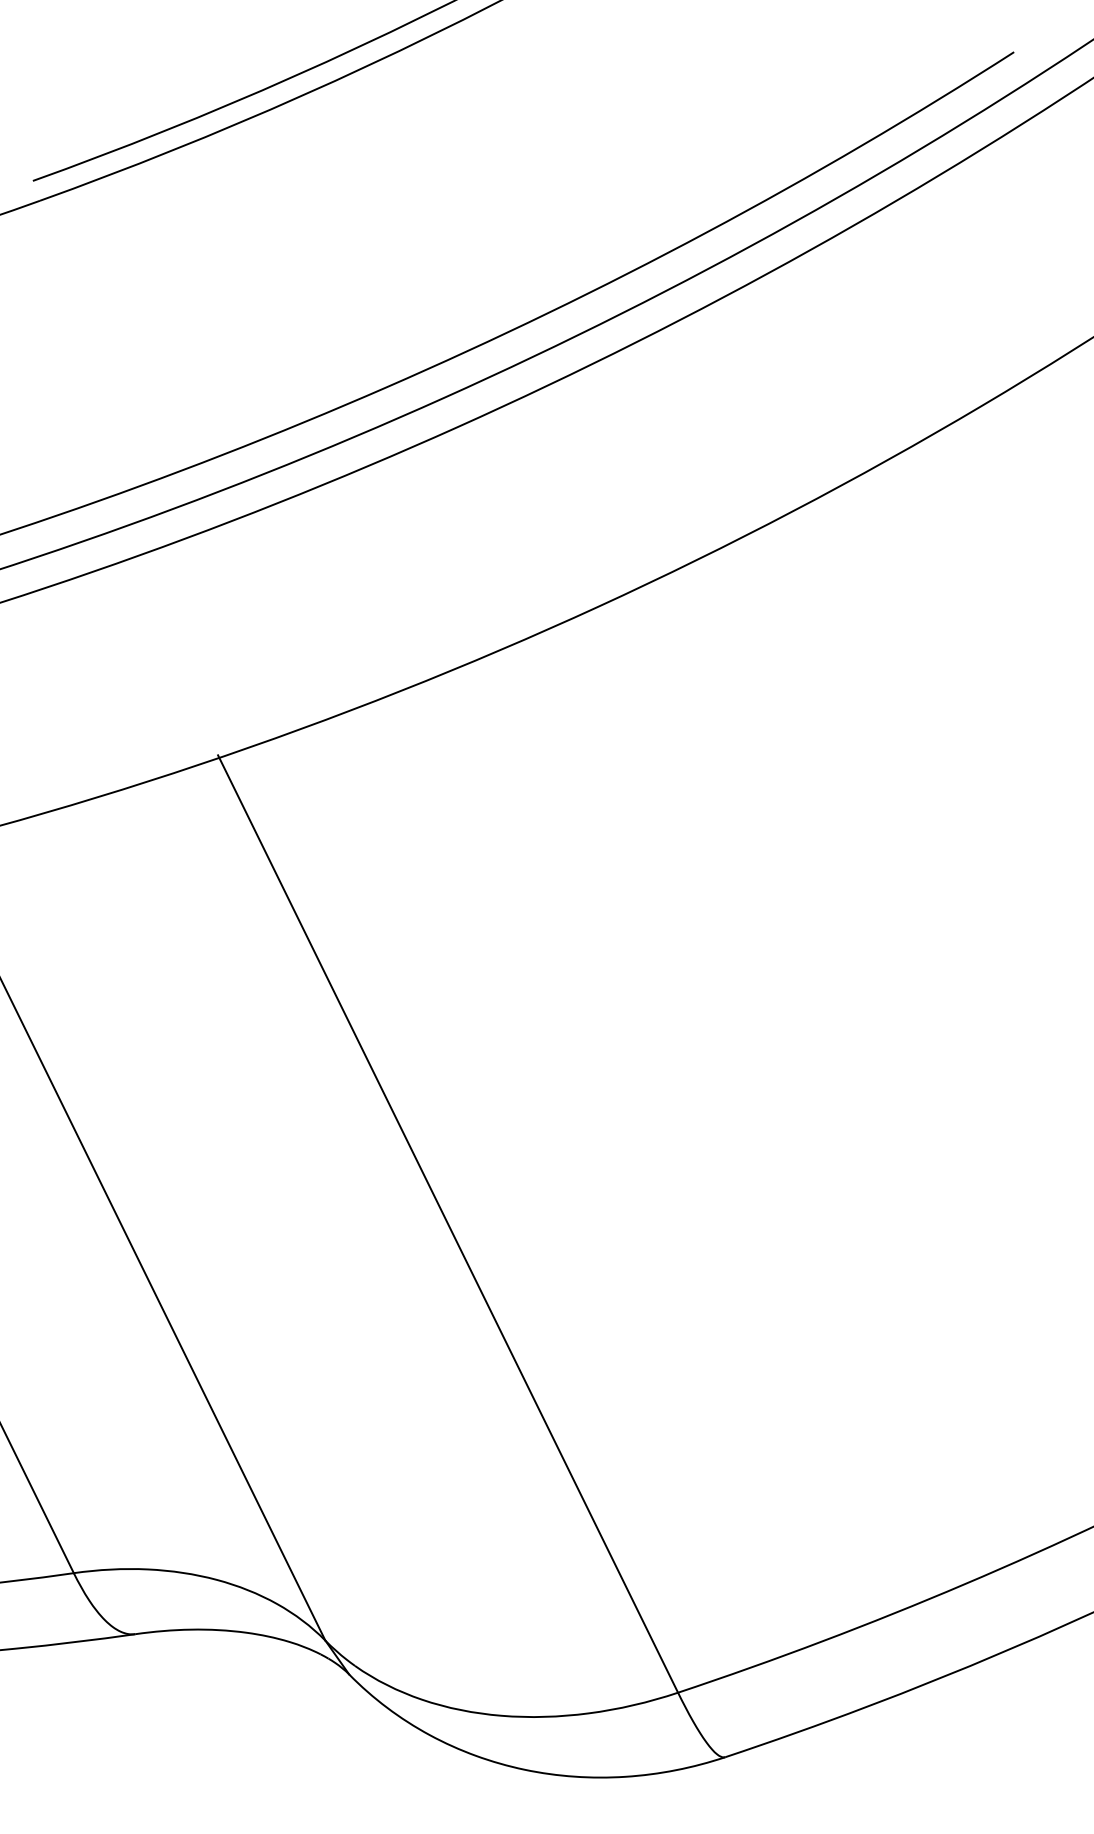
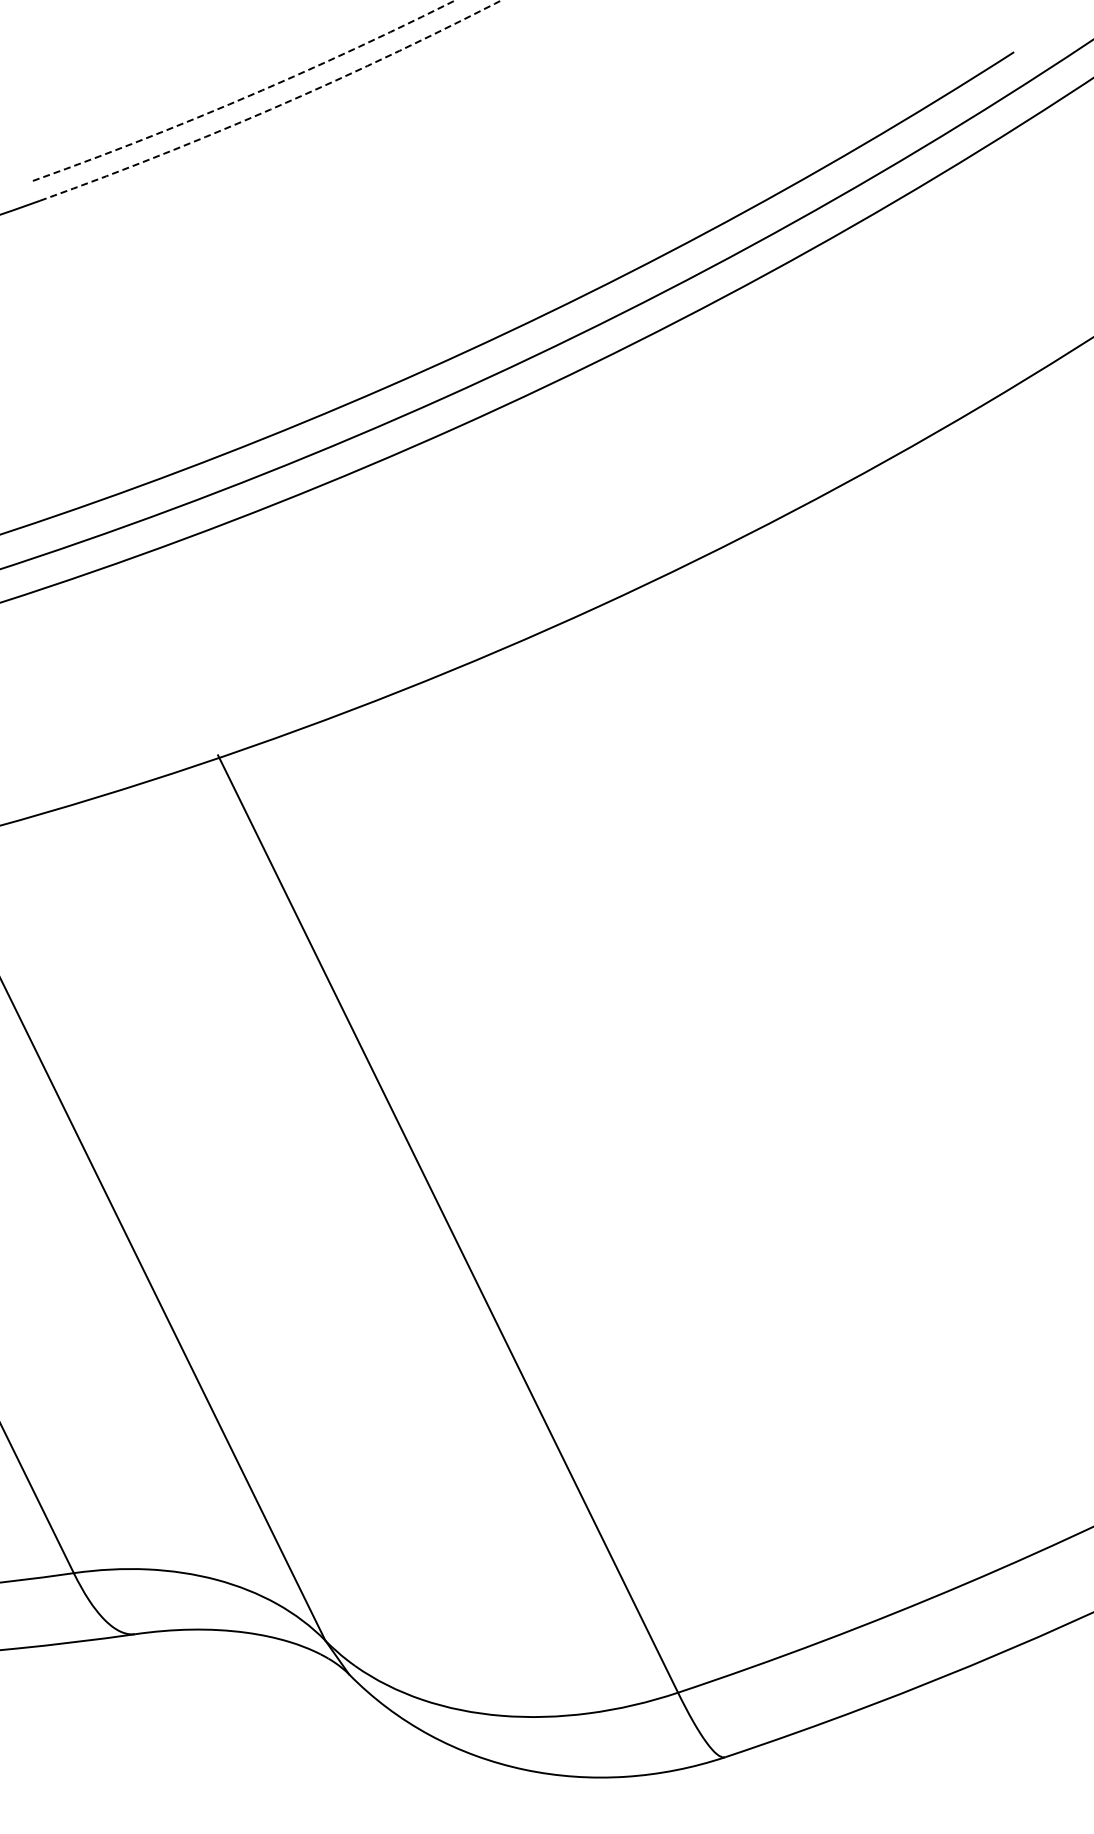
arc: solid -> dashed (247, 96)
arc: solid -> dashed (274, 107)
